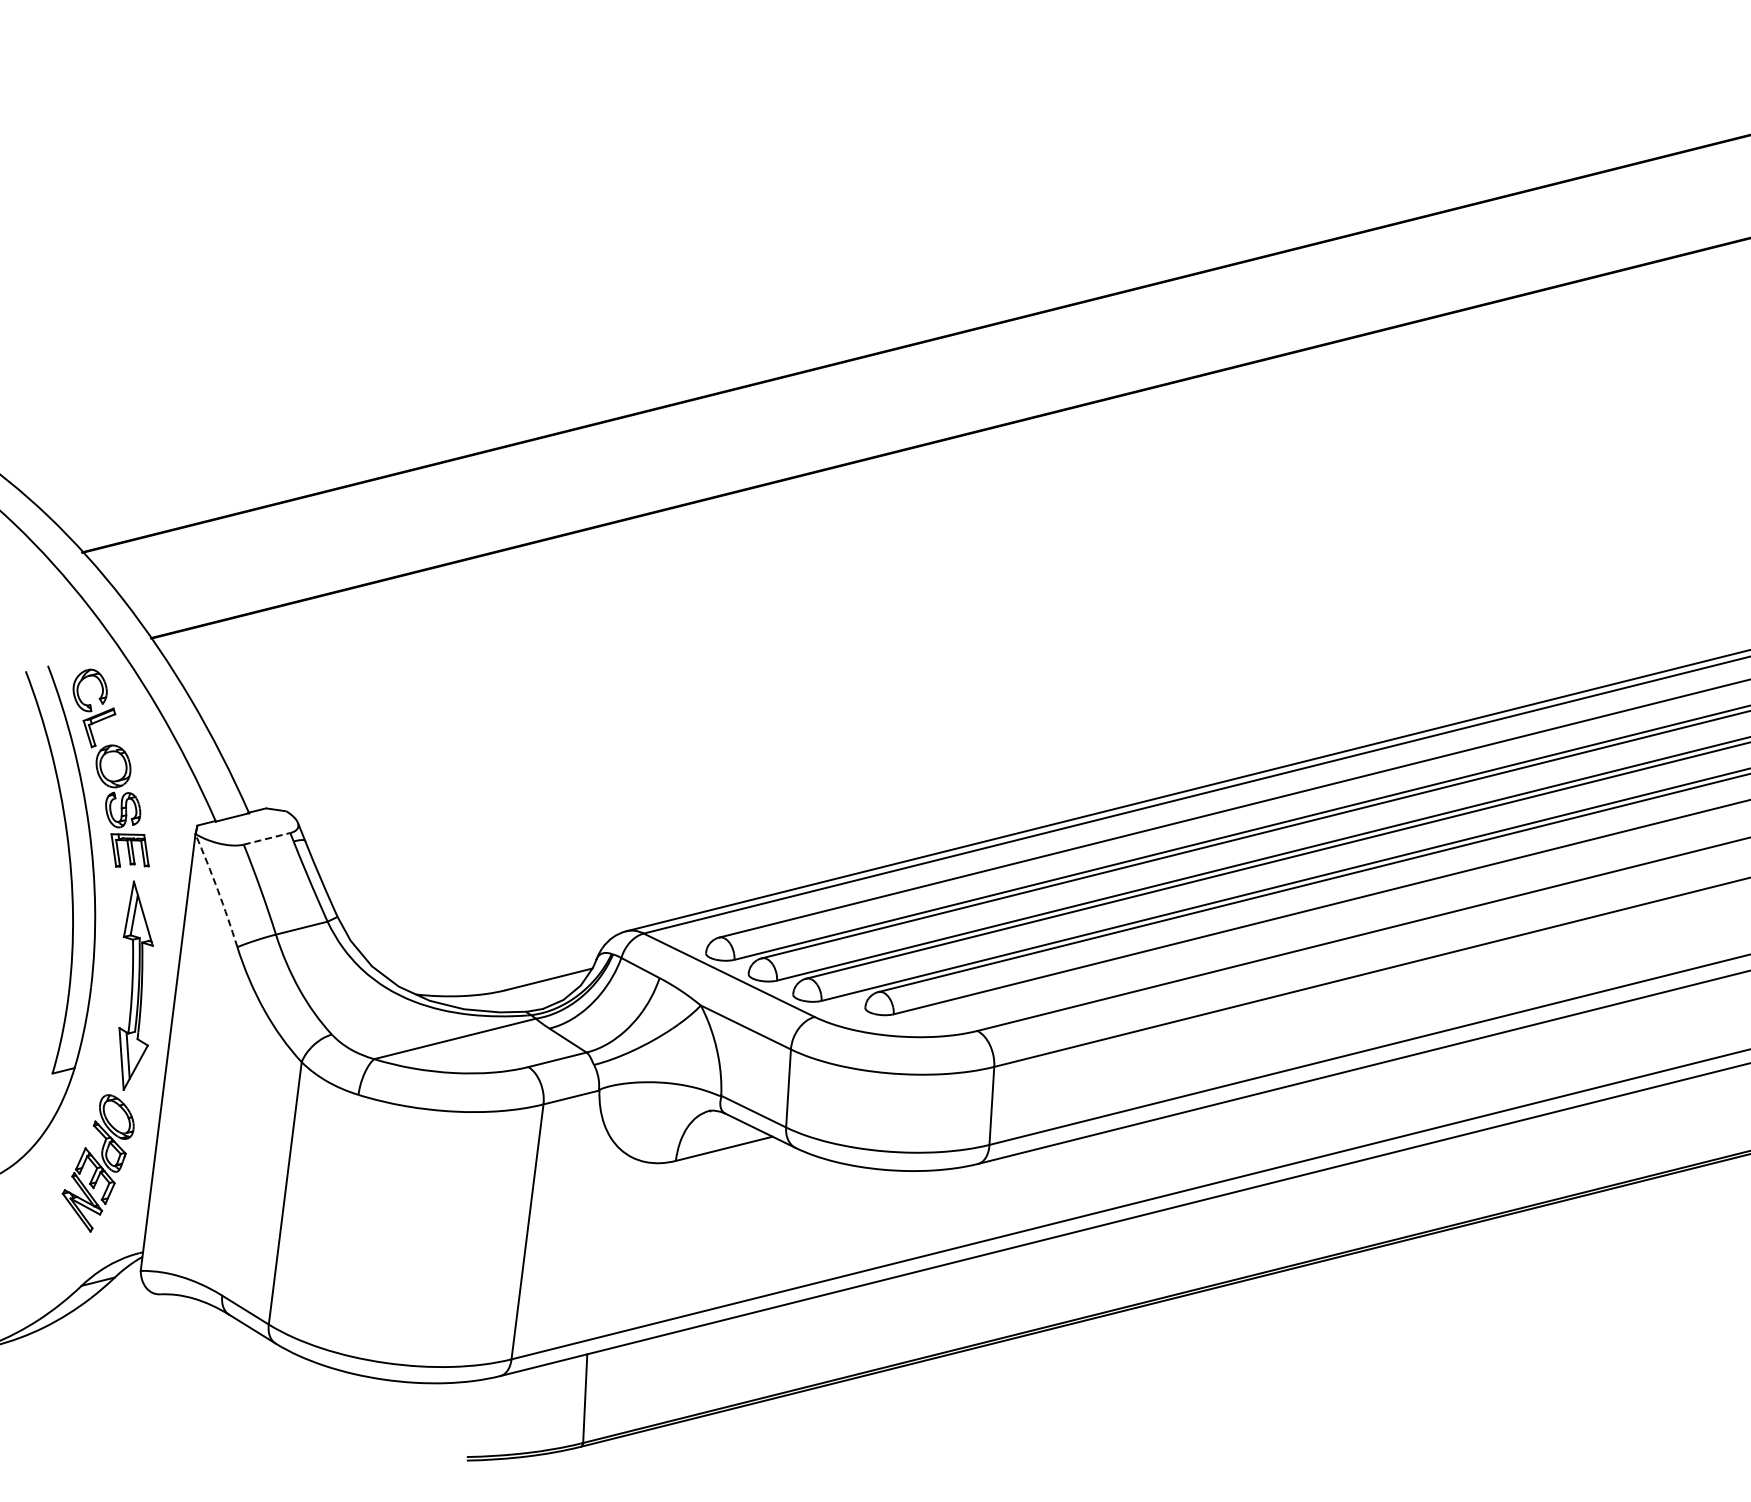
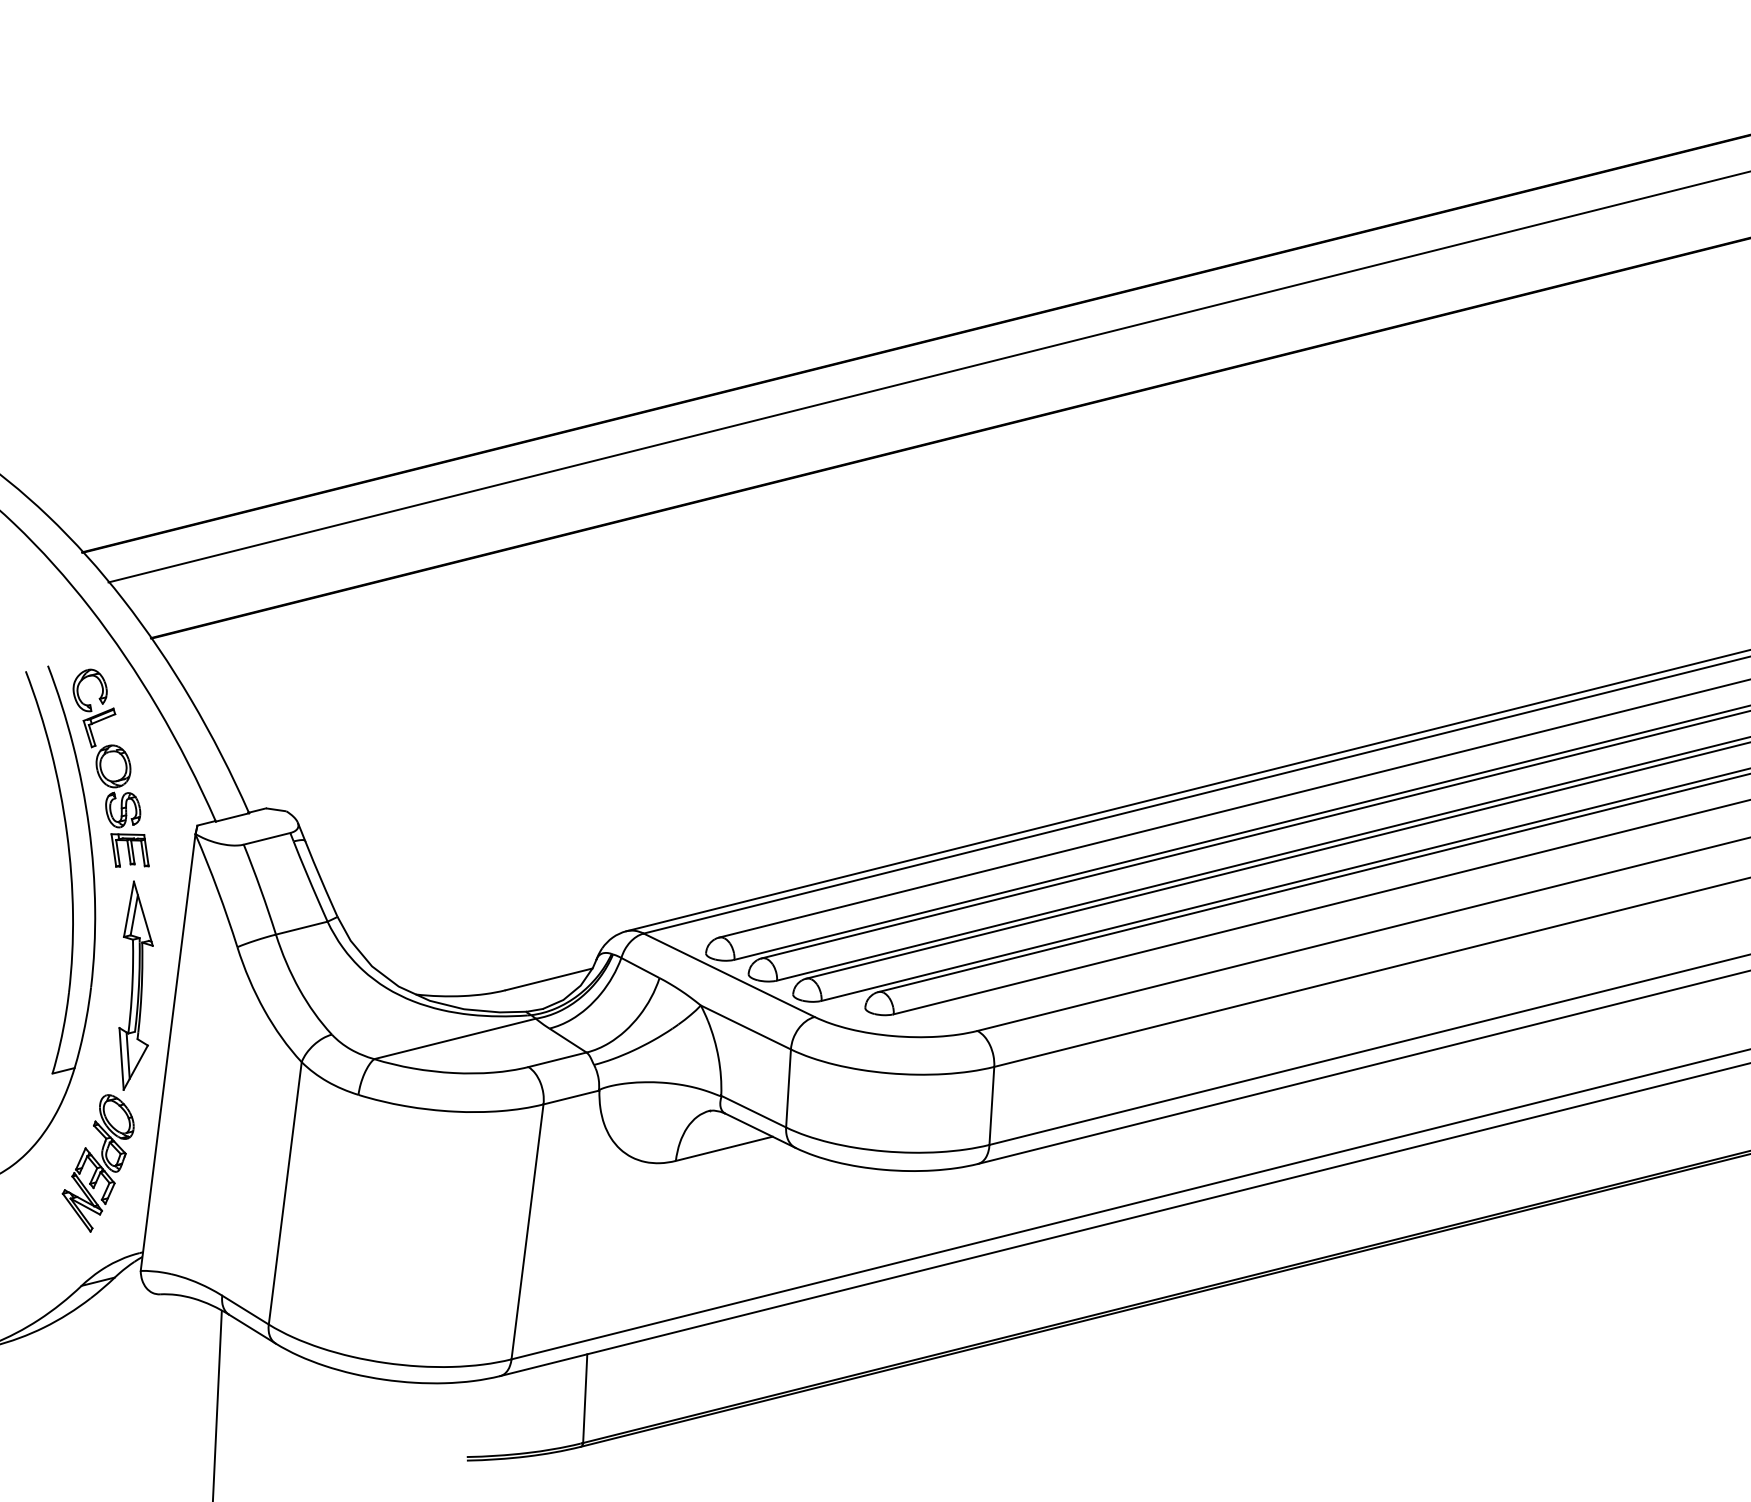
line: none -> present (927, 377)
line: dashed -> solid (267, 838)
arc: dashed -> solid (217, 890)
line: none -> present (217, 1404)
